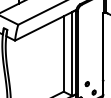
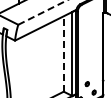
line: solid -> dashed (43, 12)
line: solid -> dashed (63, 53)
